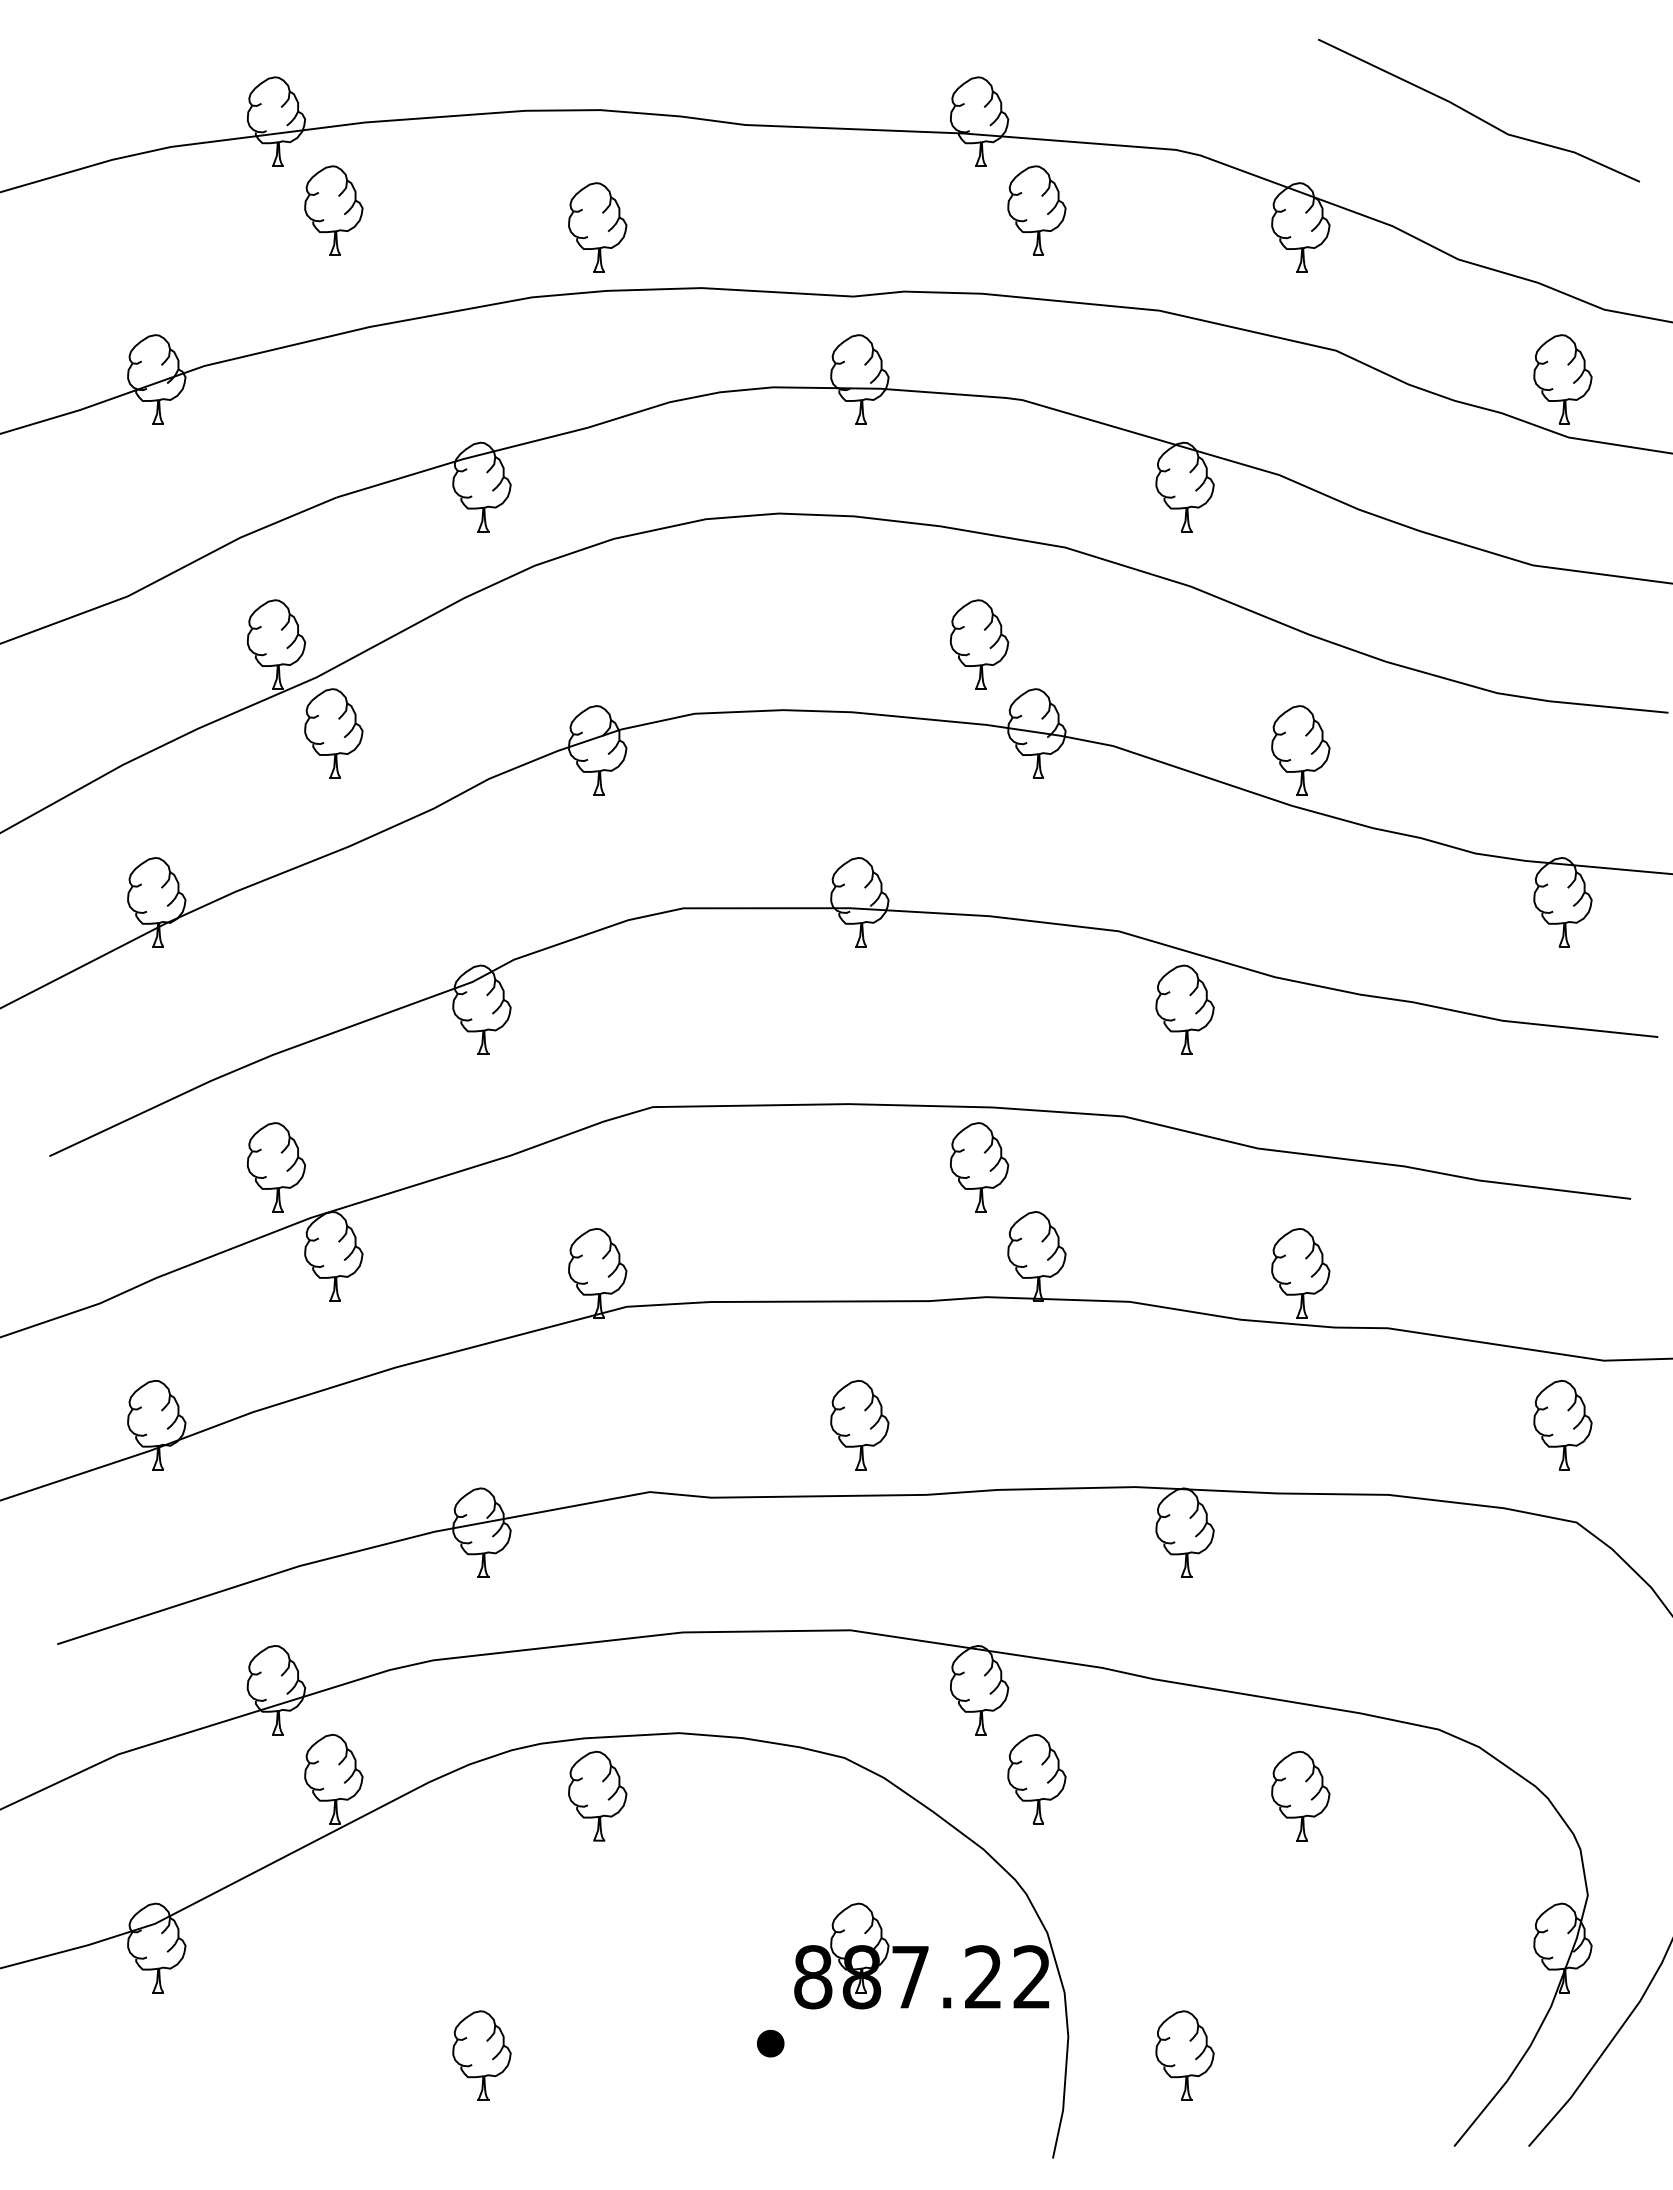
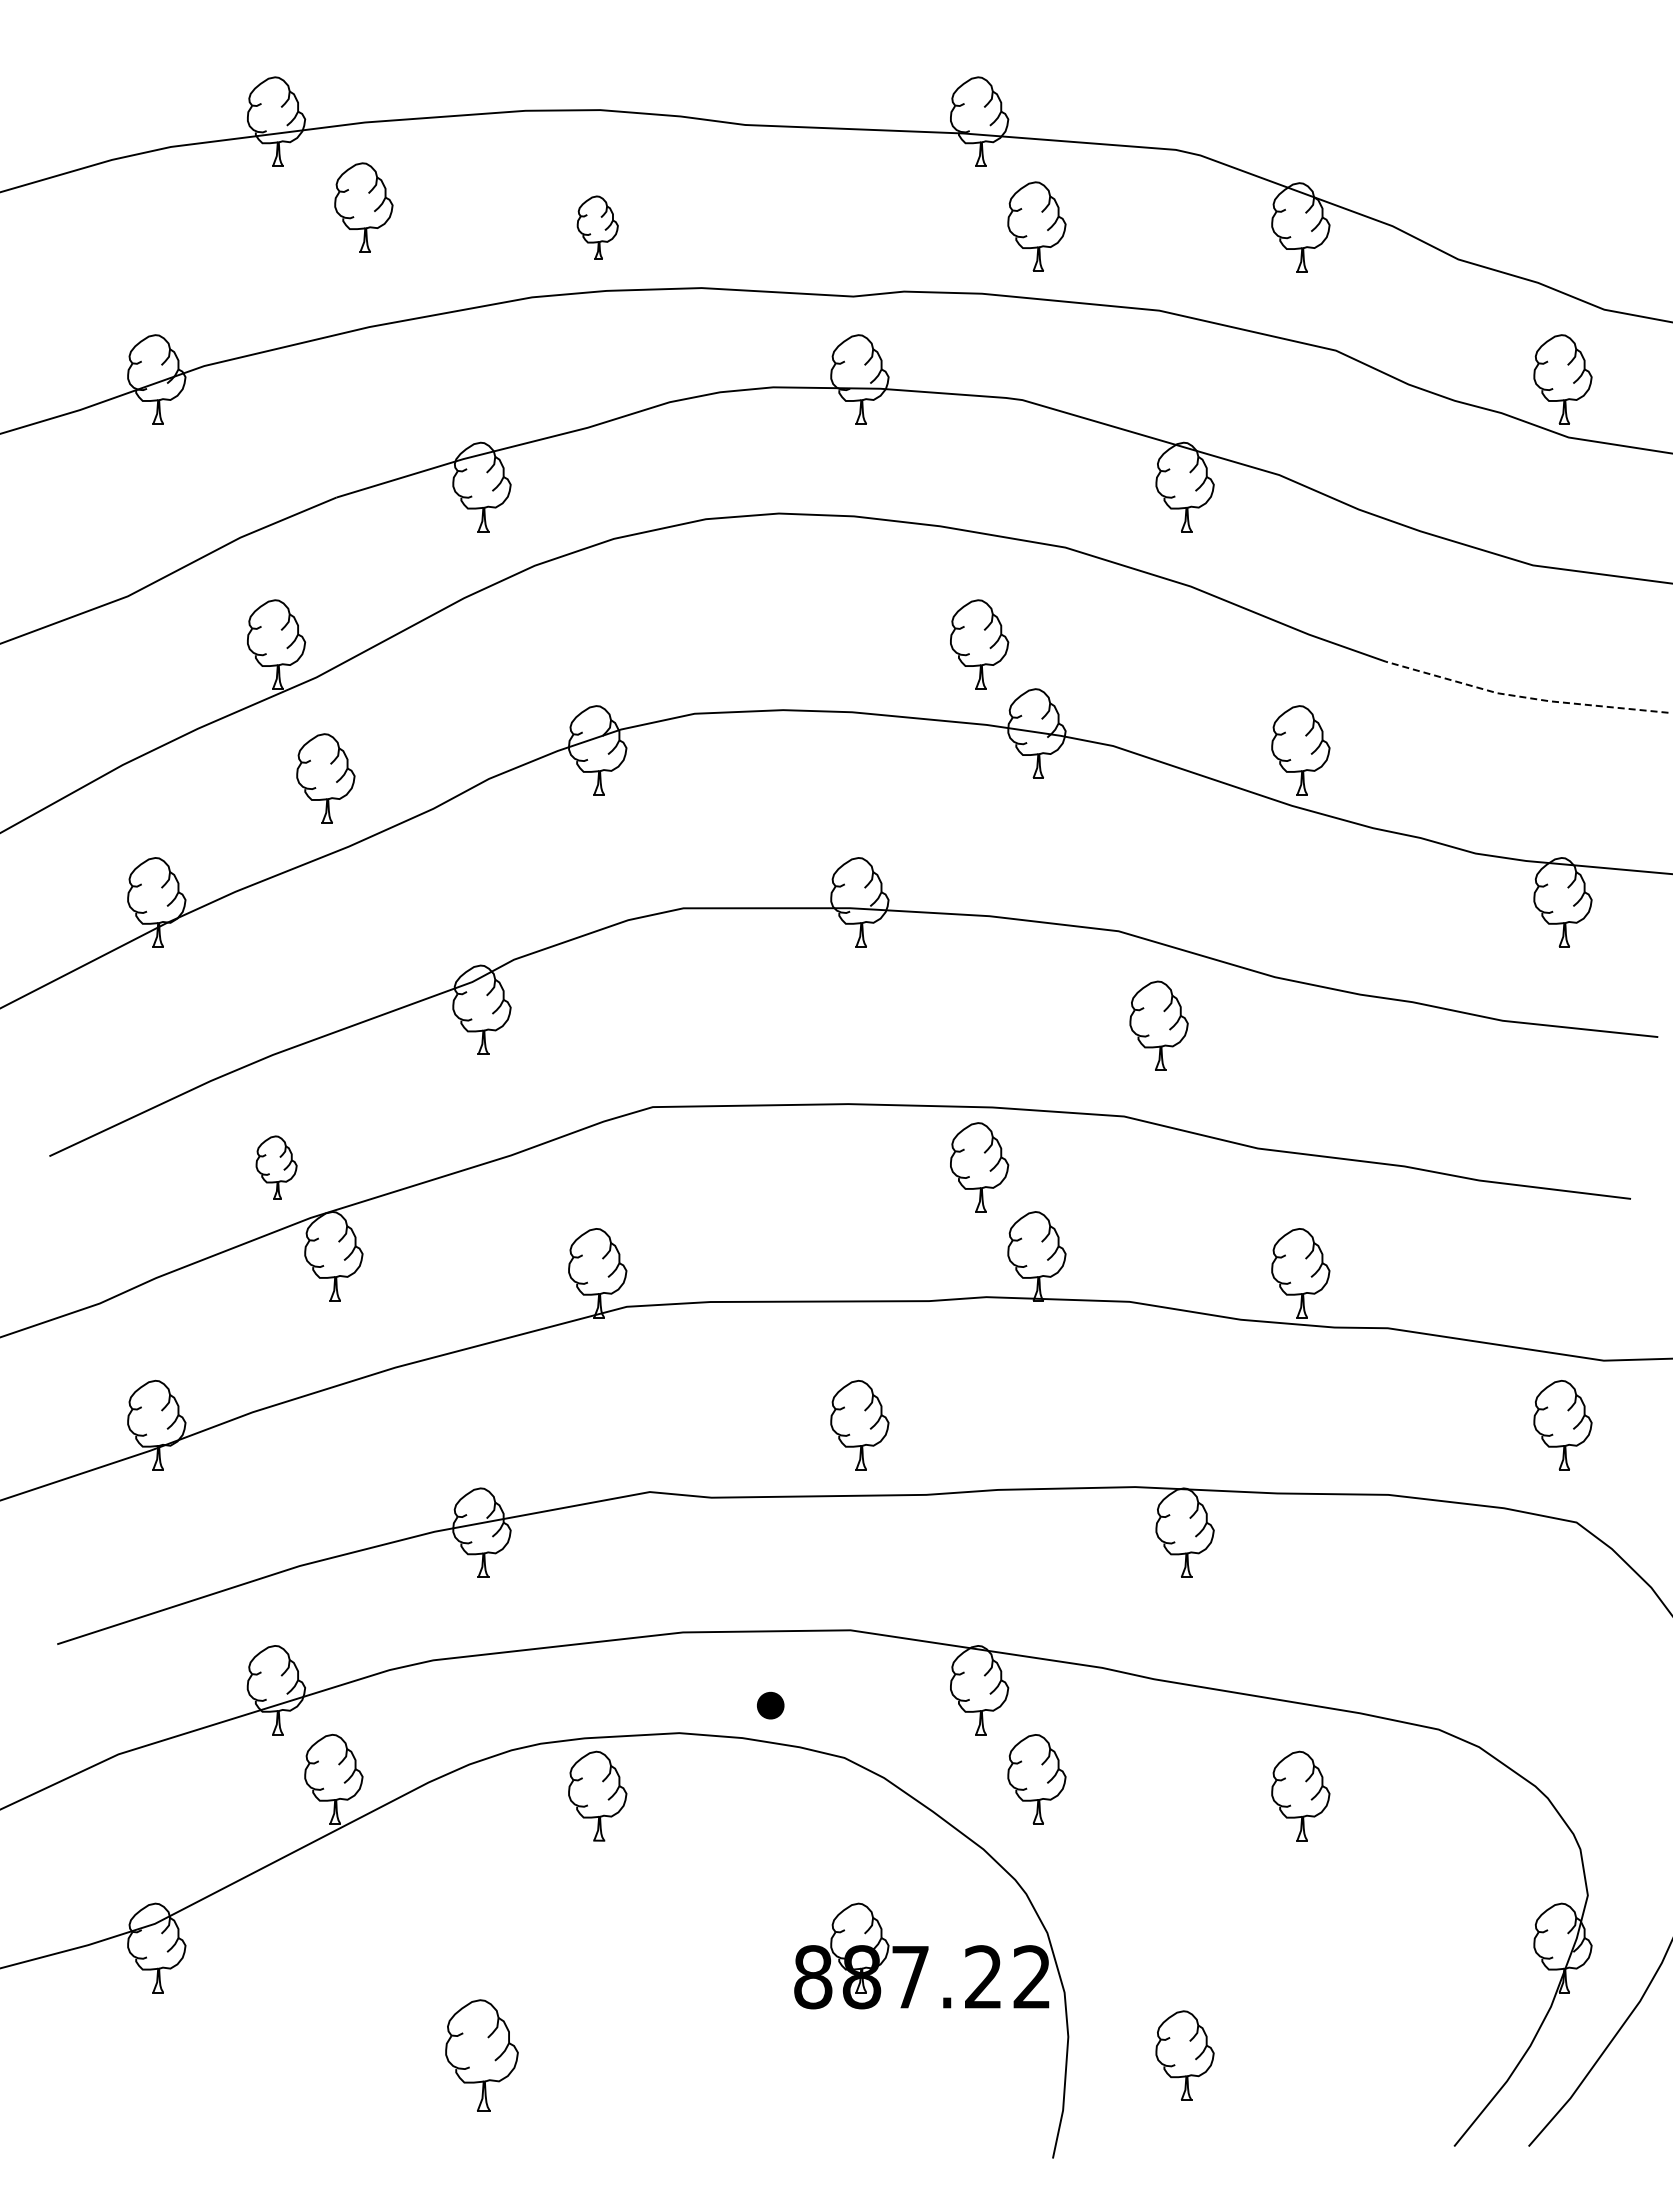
line: present -> none (1476, 115)
part position: (333, 210) -> (363, 207) (363, 207)
part position: (1036, 210) -> (1036, 226) (1036, 226)
part size: 60x91 px -> 43x65 px (597, 227)
line: solid -> dashed (1524, 697)
part position: (333, 733) -> (325, 778) (325, 778)
part position: (1184, 1009) -> (1158, 1025) (1158, 1025)
part size: 60x91 px -> 43x65 px (276, 1167)
part position: (770, 2043) -> (770, 1705) (770, 1705)
part size: 60x91 px -> 74x113 px (481, 2055)
